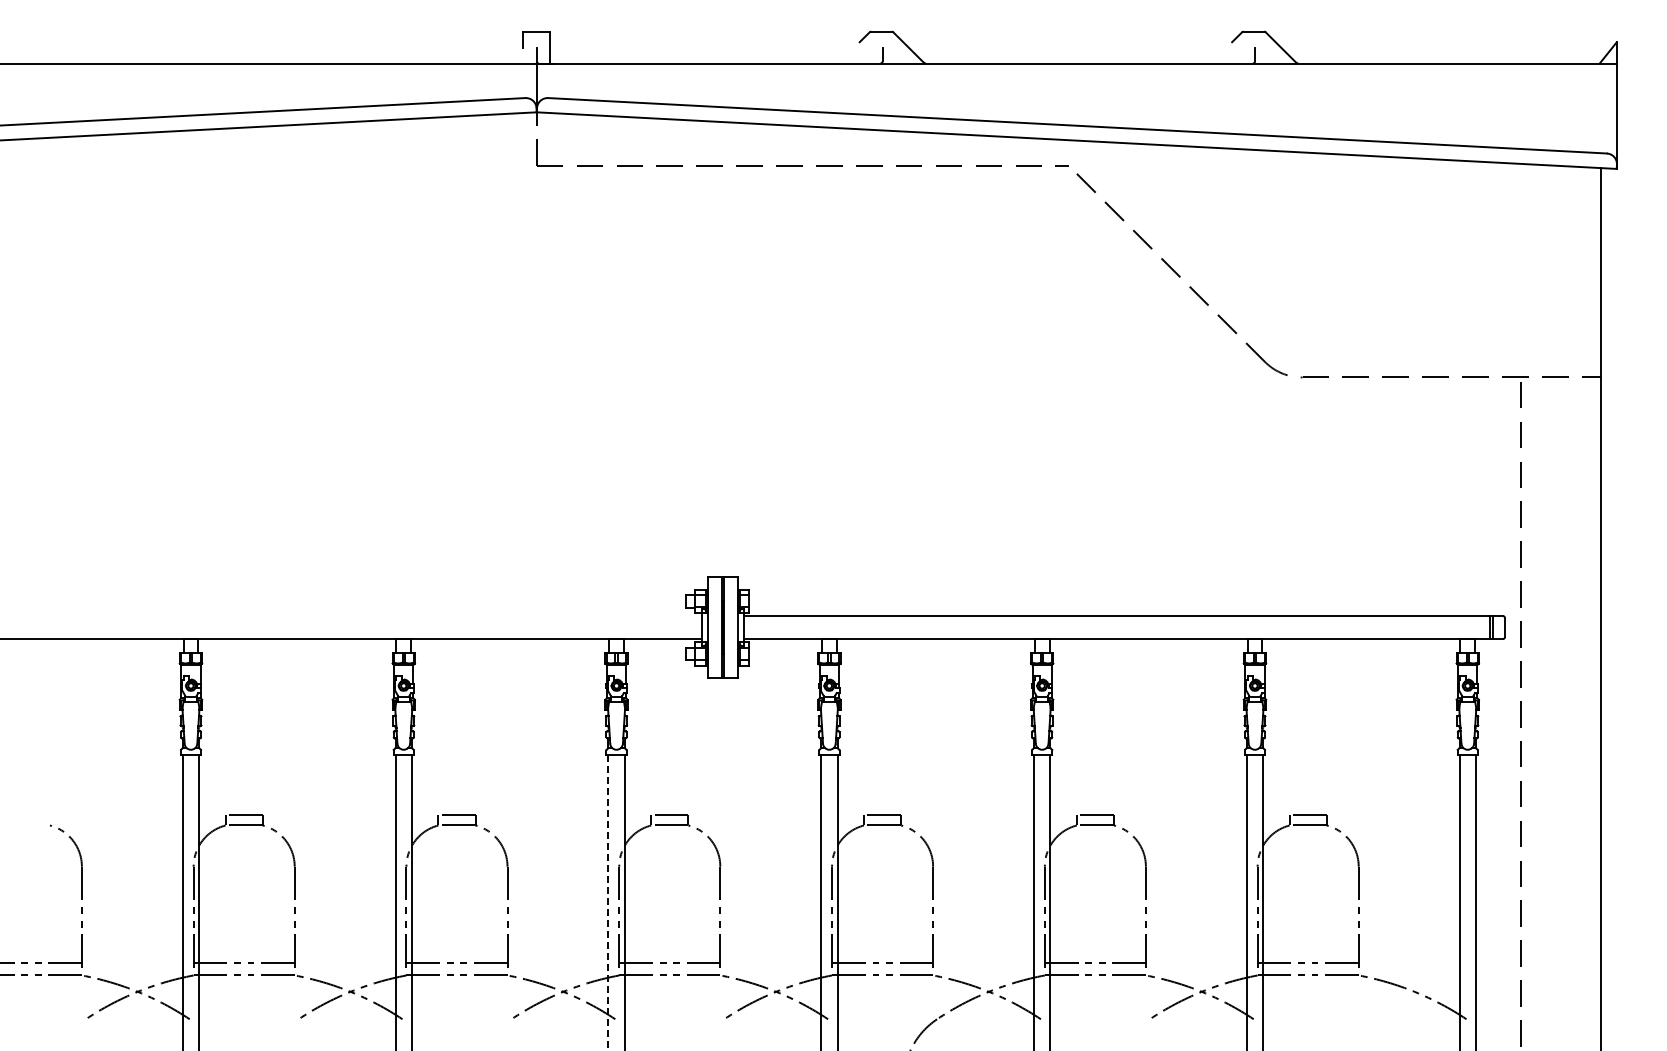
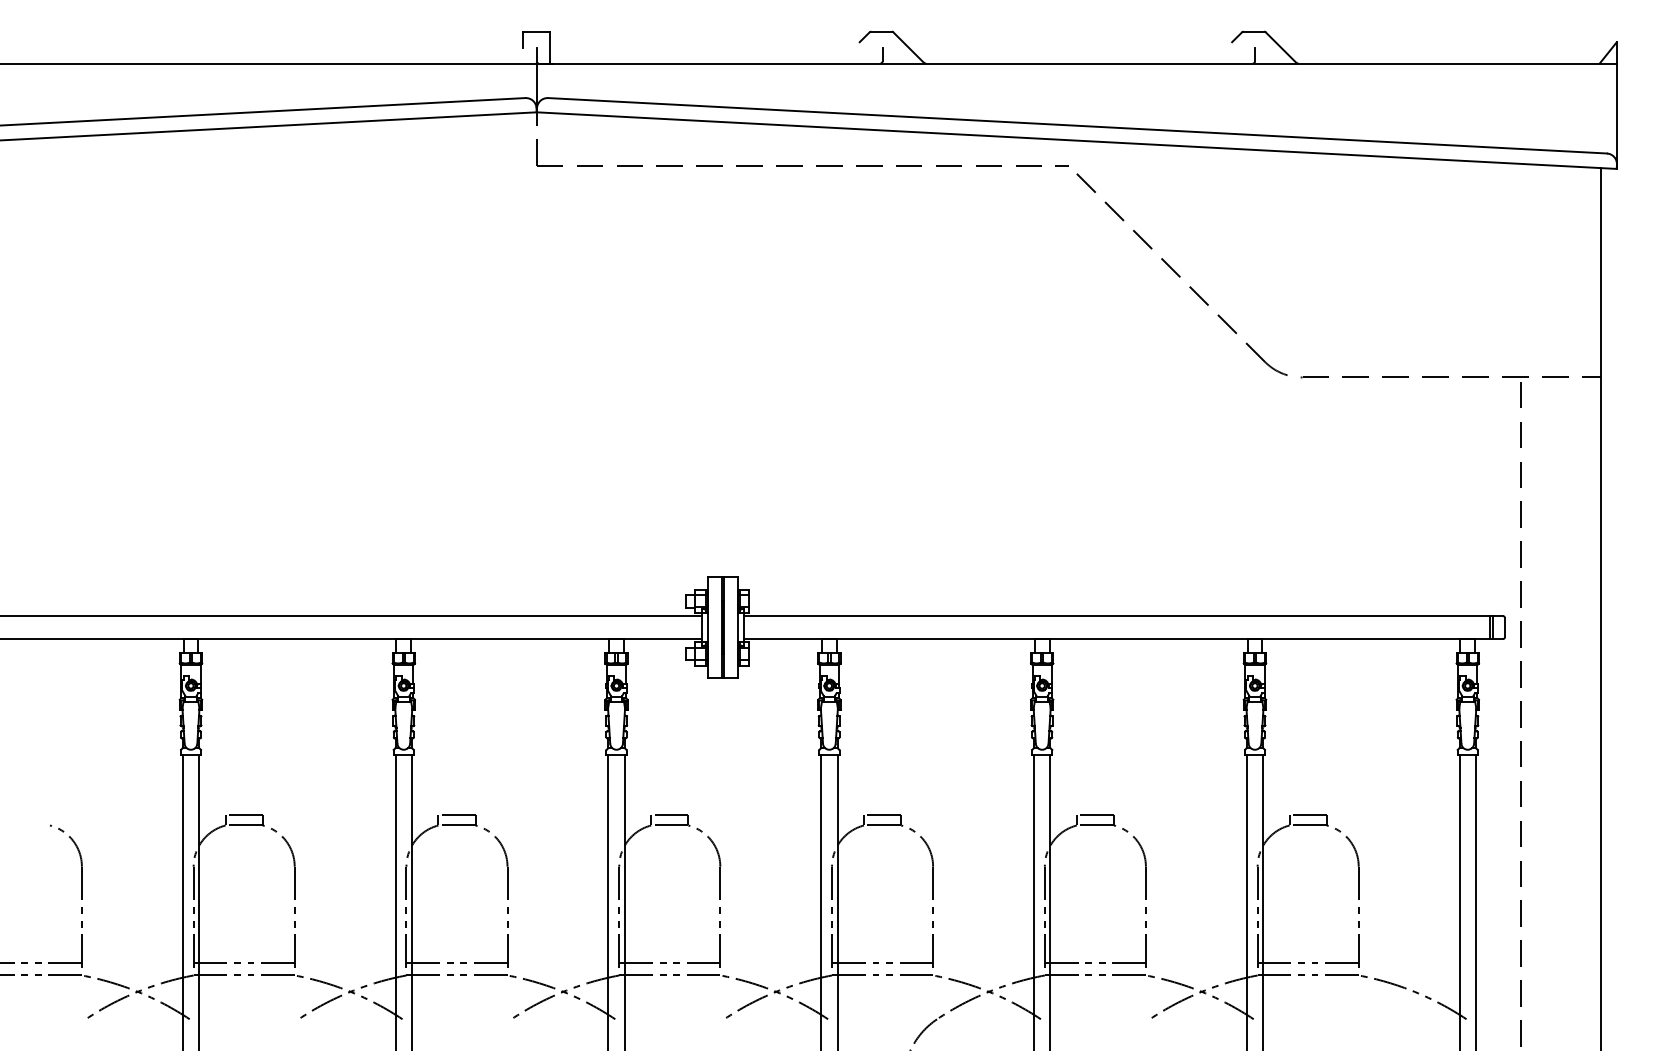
line: none -> present (351, 616)
line: dashed -> solid (608, 902)
